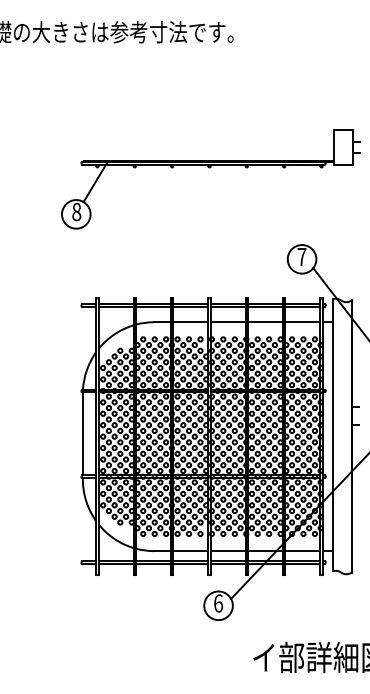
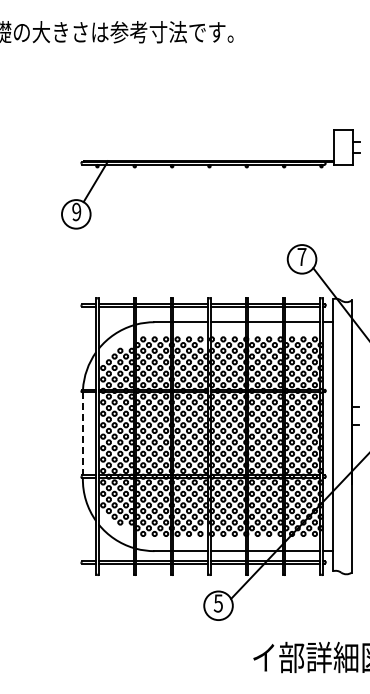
text: 8 -> 9 (76, 212)
line: solid -> dashed (82, 433)
text: 6 -> 5 (218, 603)
